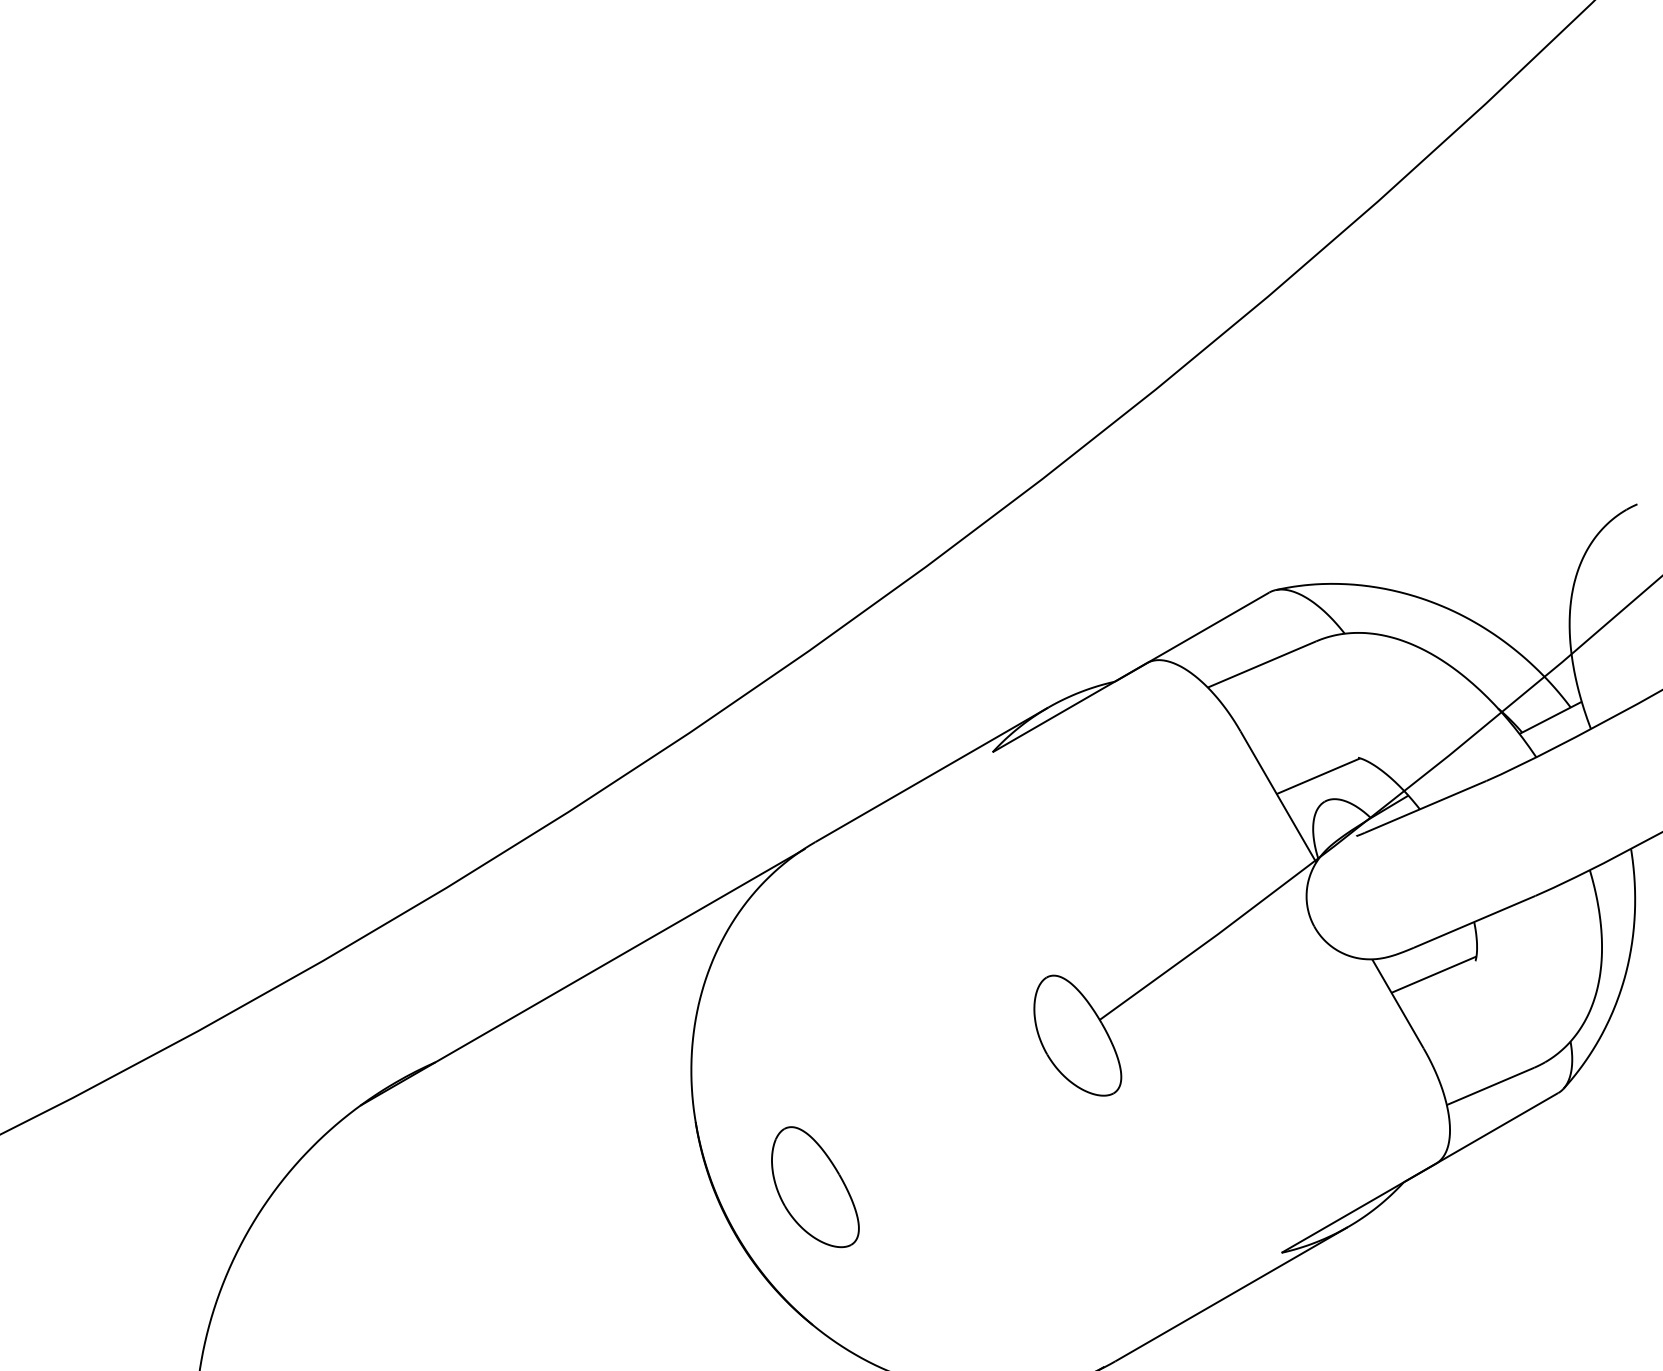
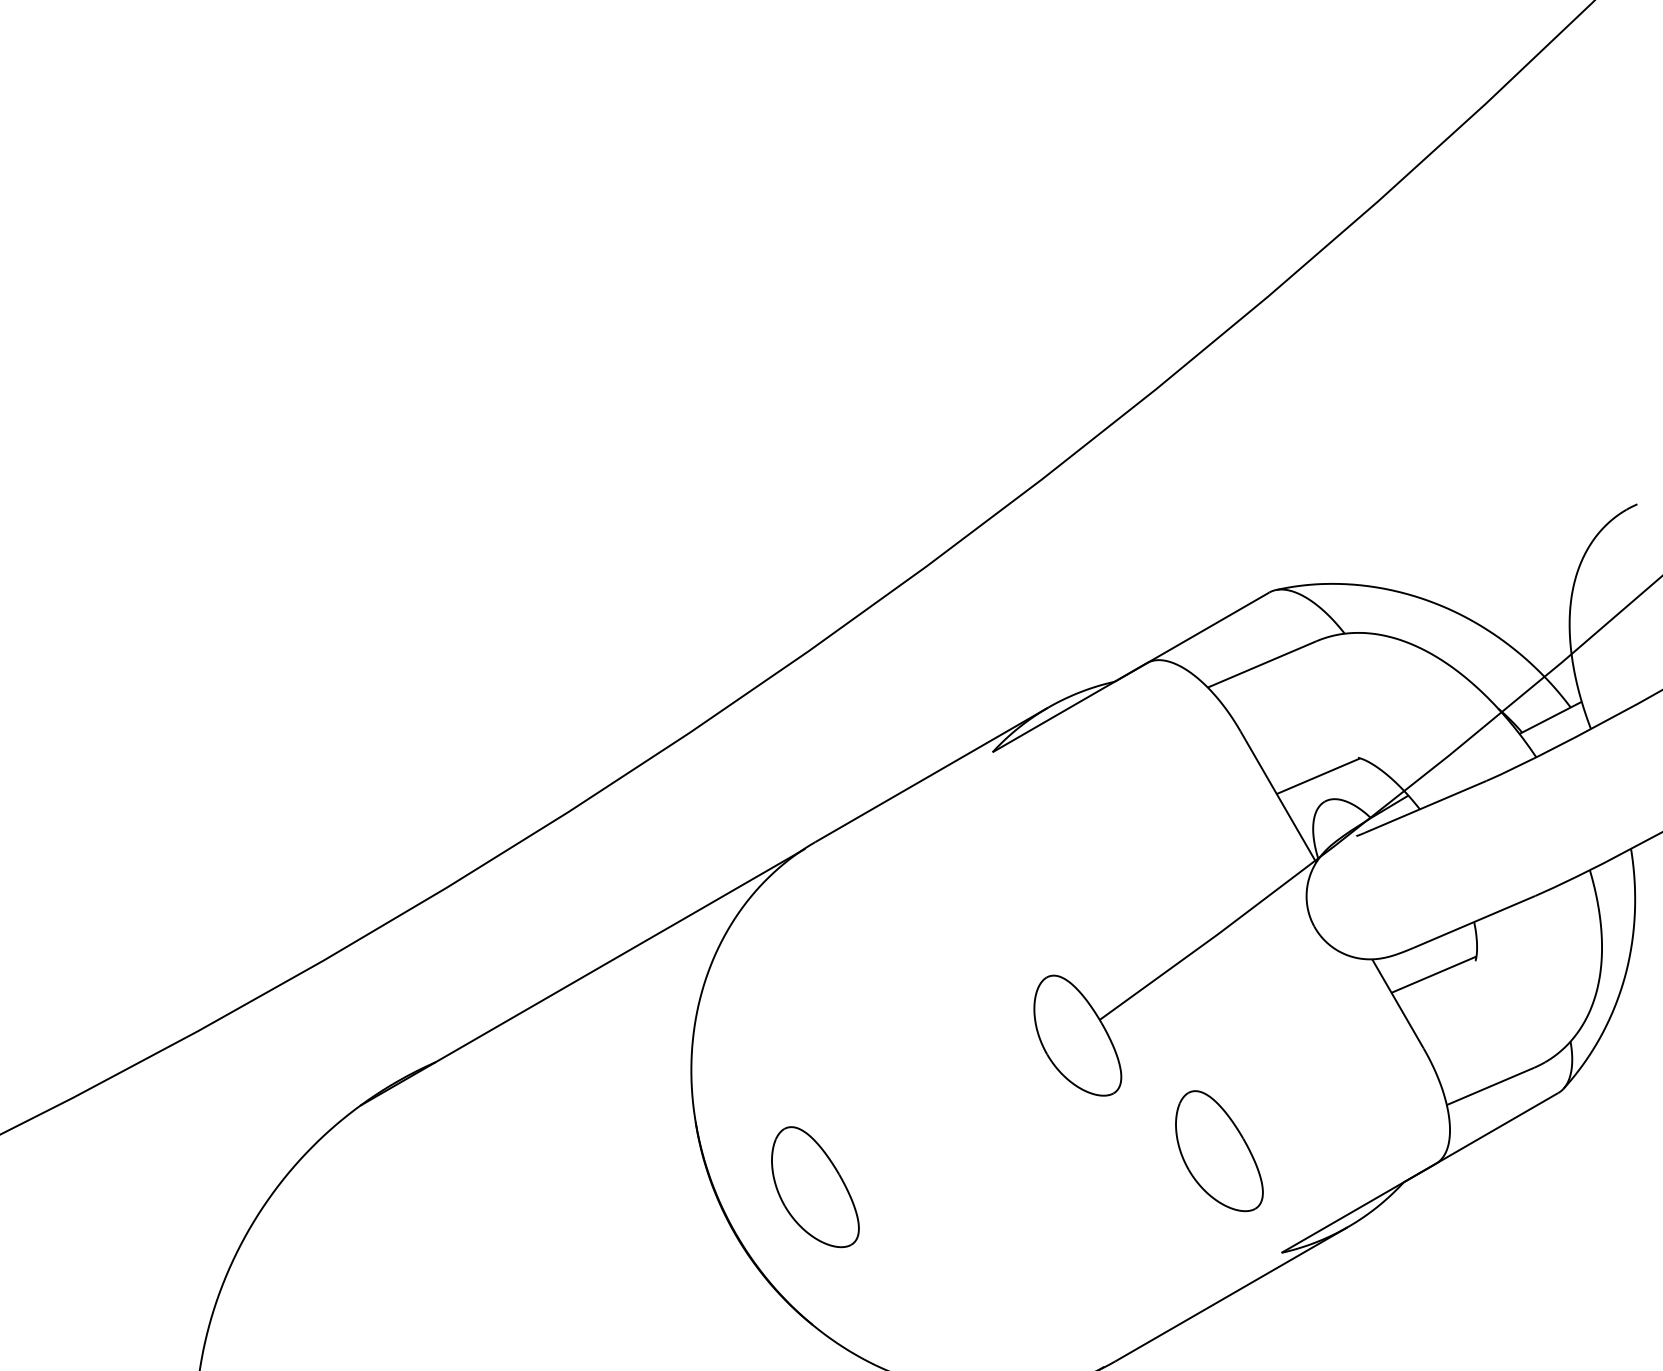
part: none -> present (1219, 1151)
